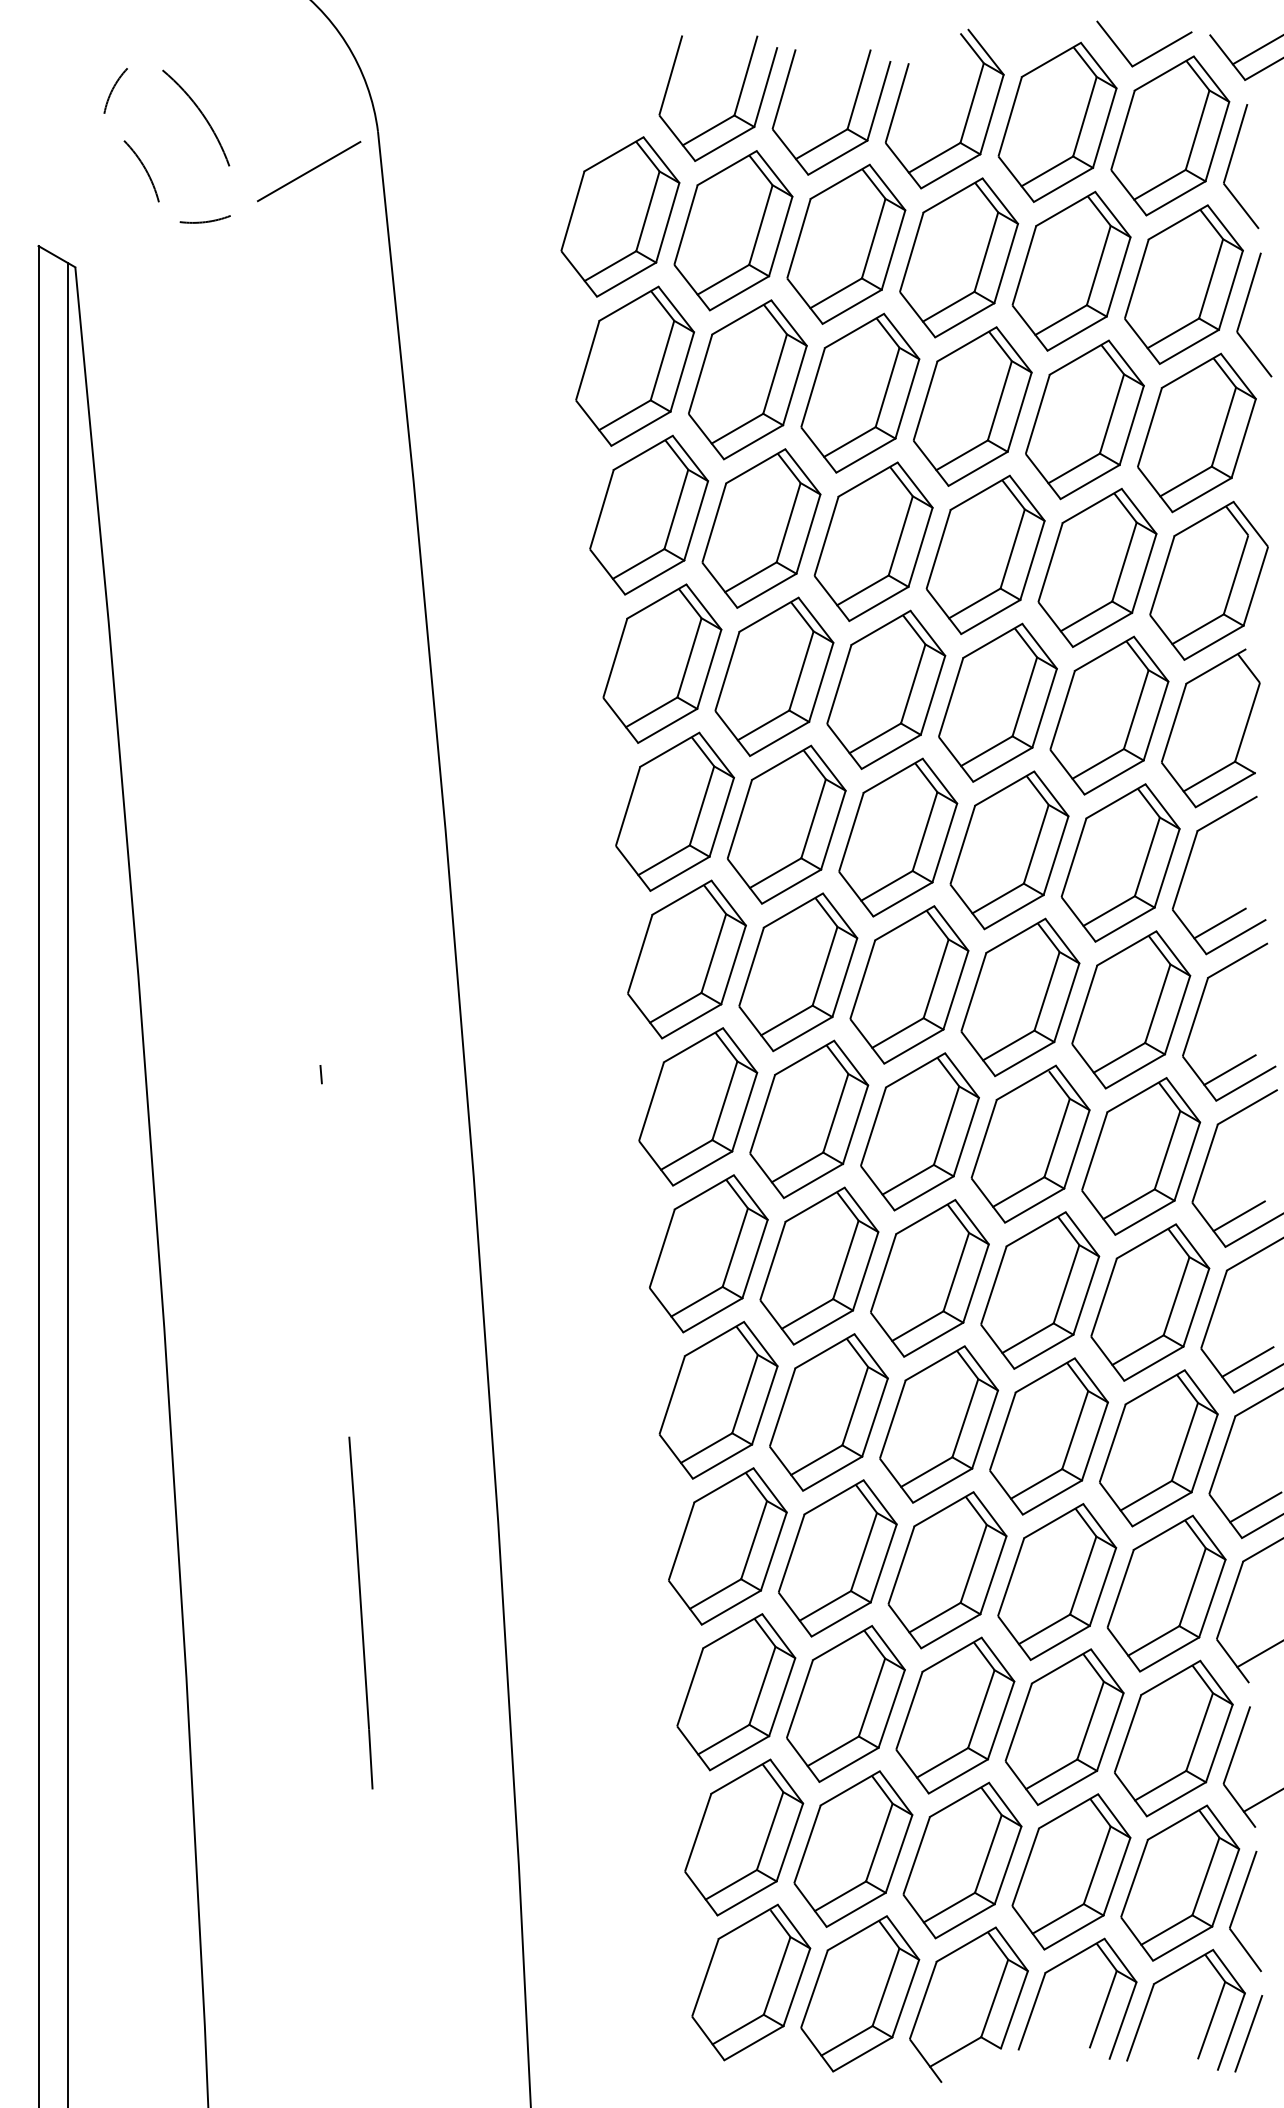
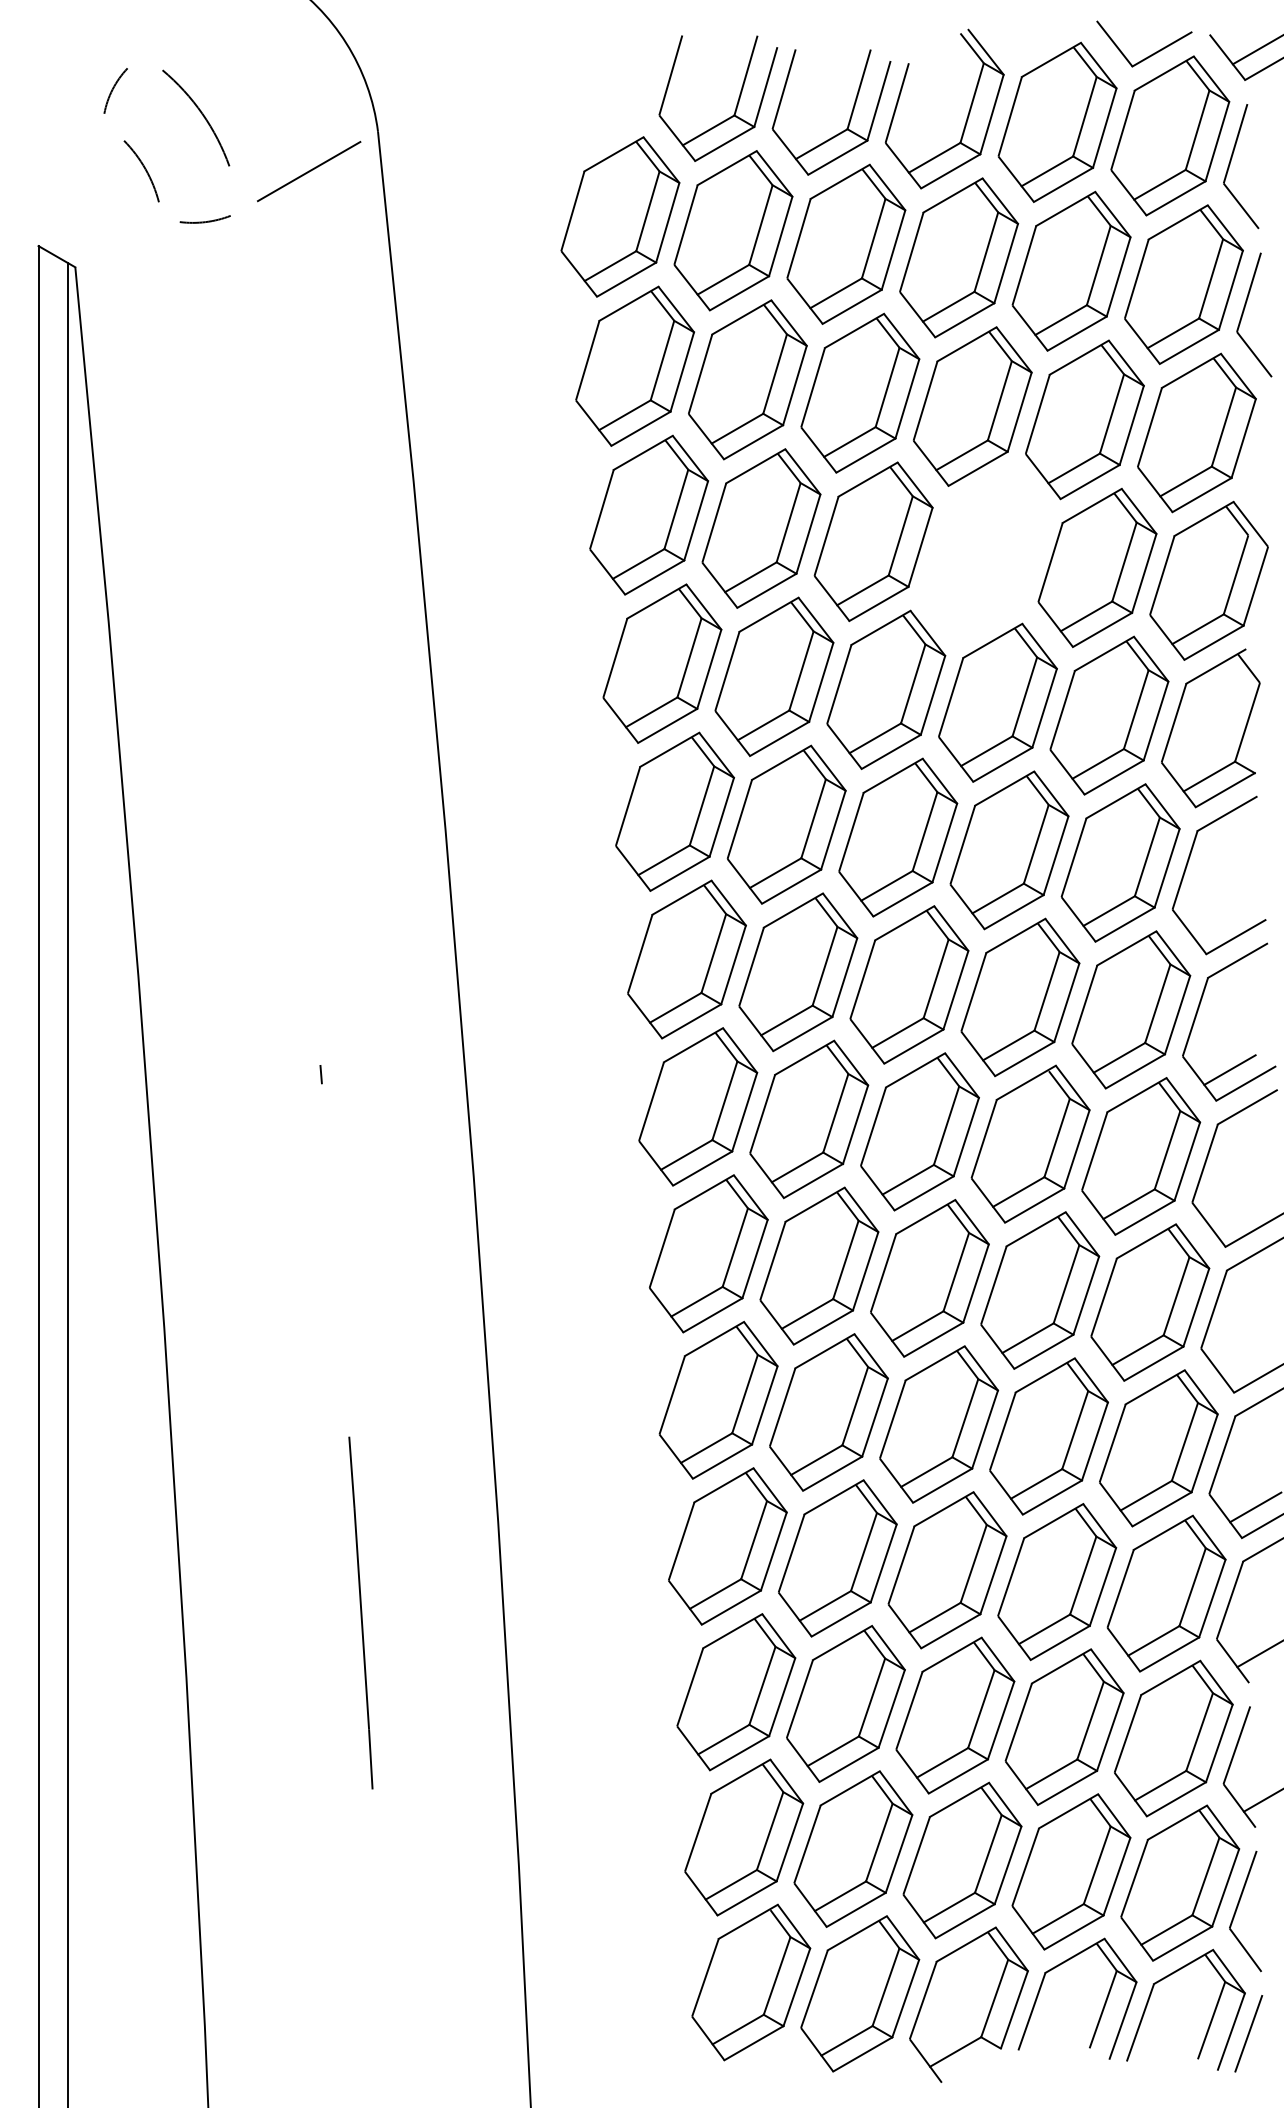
part: present -> none (985, 554)
line: present -> none (1219, 923)
line: present -> none (1238, 1216)
line: present -> none (1247, 1361)
